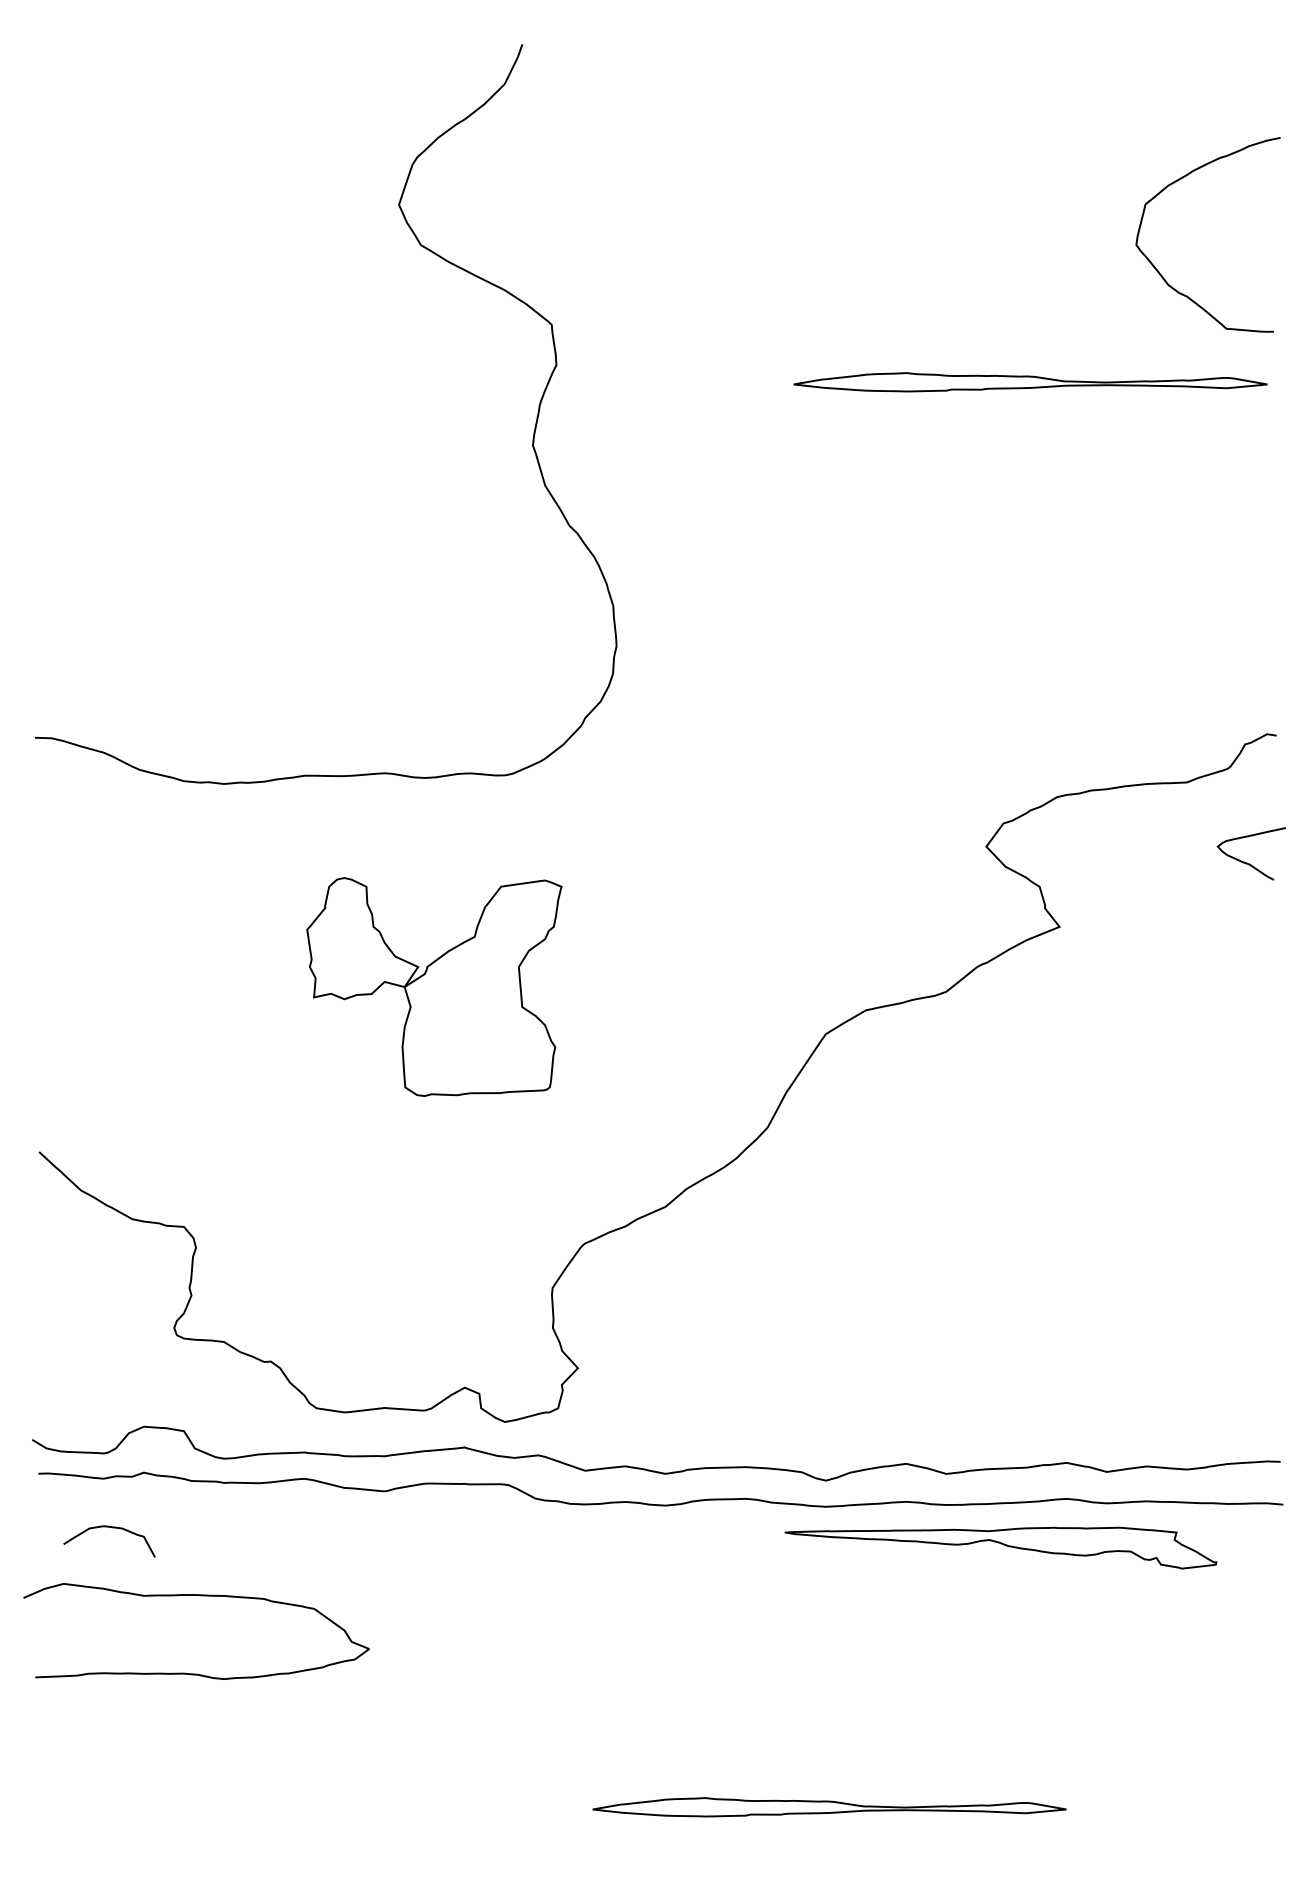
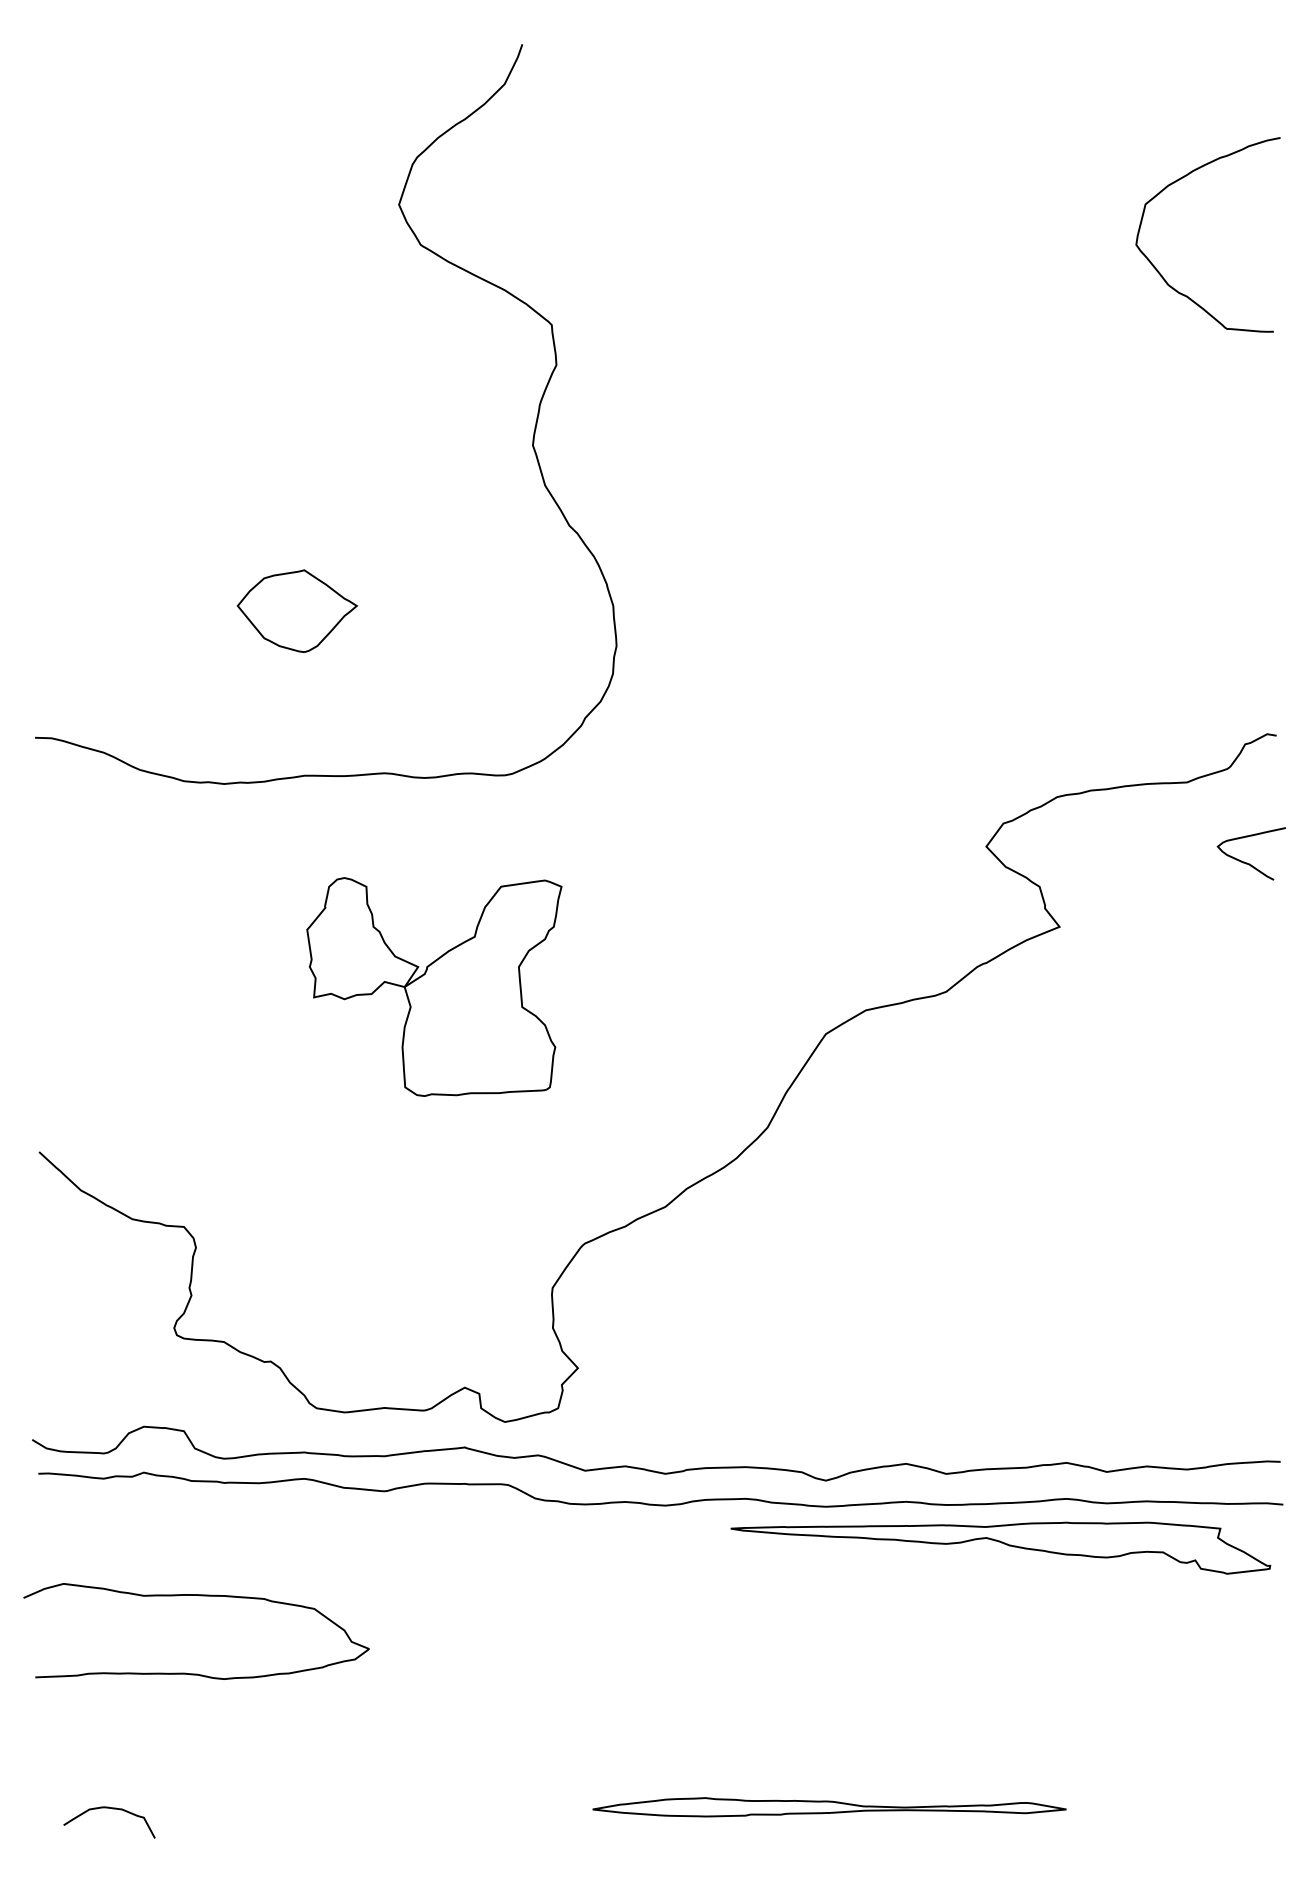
part: present -> none (1030, 382)
part: none -> present (297, 610)
curve position: (112, 1528) -> (112, 1809) (112, 1809)
part size: 434x44 px -> 542x54 px (1000, 1547)
